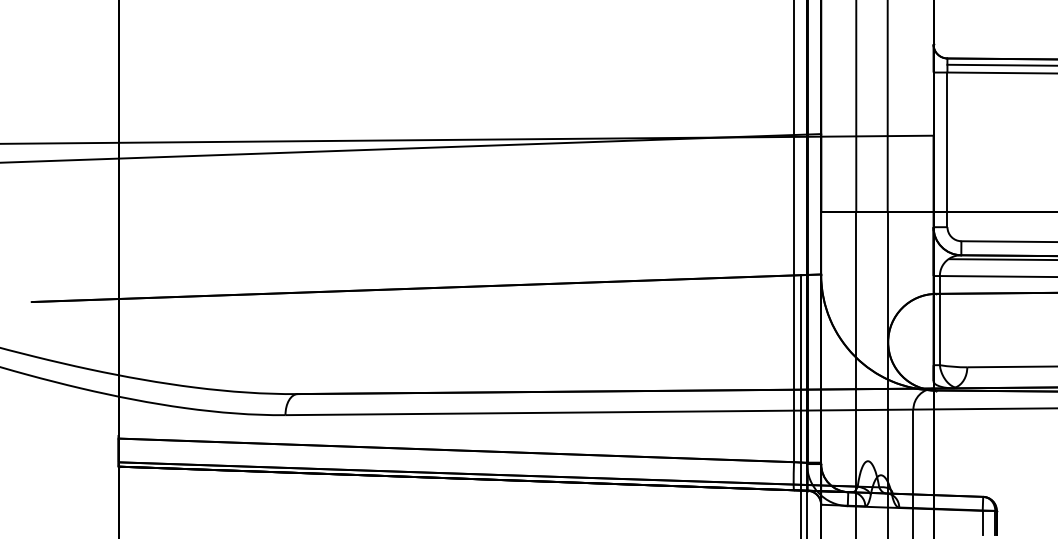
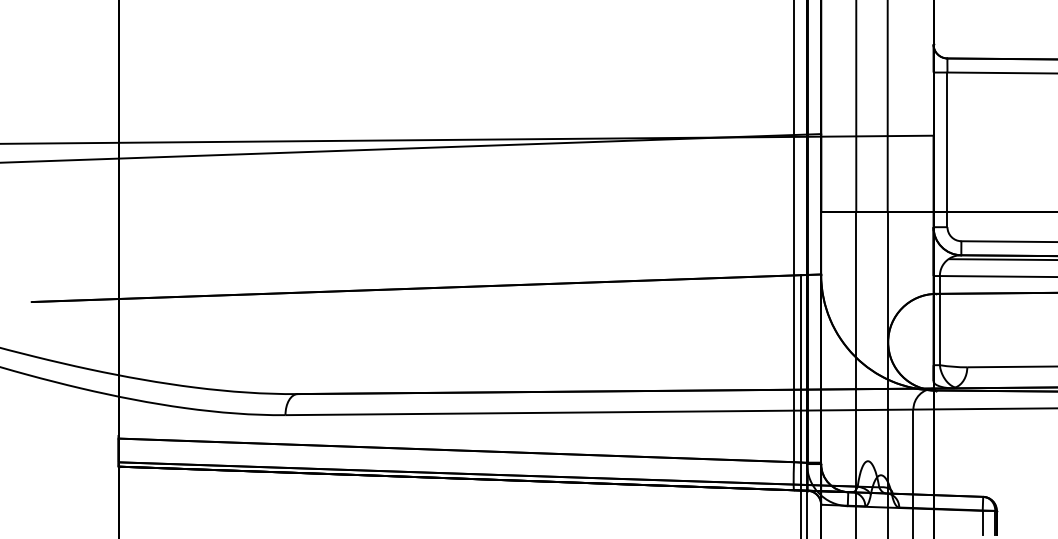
line: present -> none (1000, 64)
